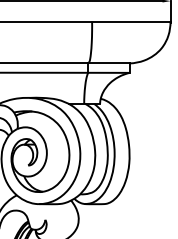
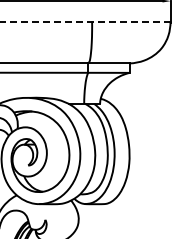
line: solid -> dashed (85, 21)
